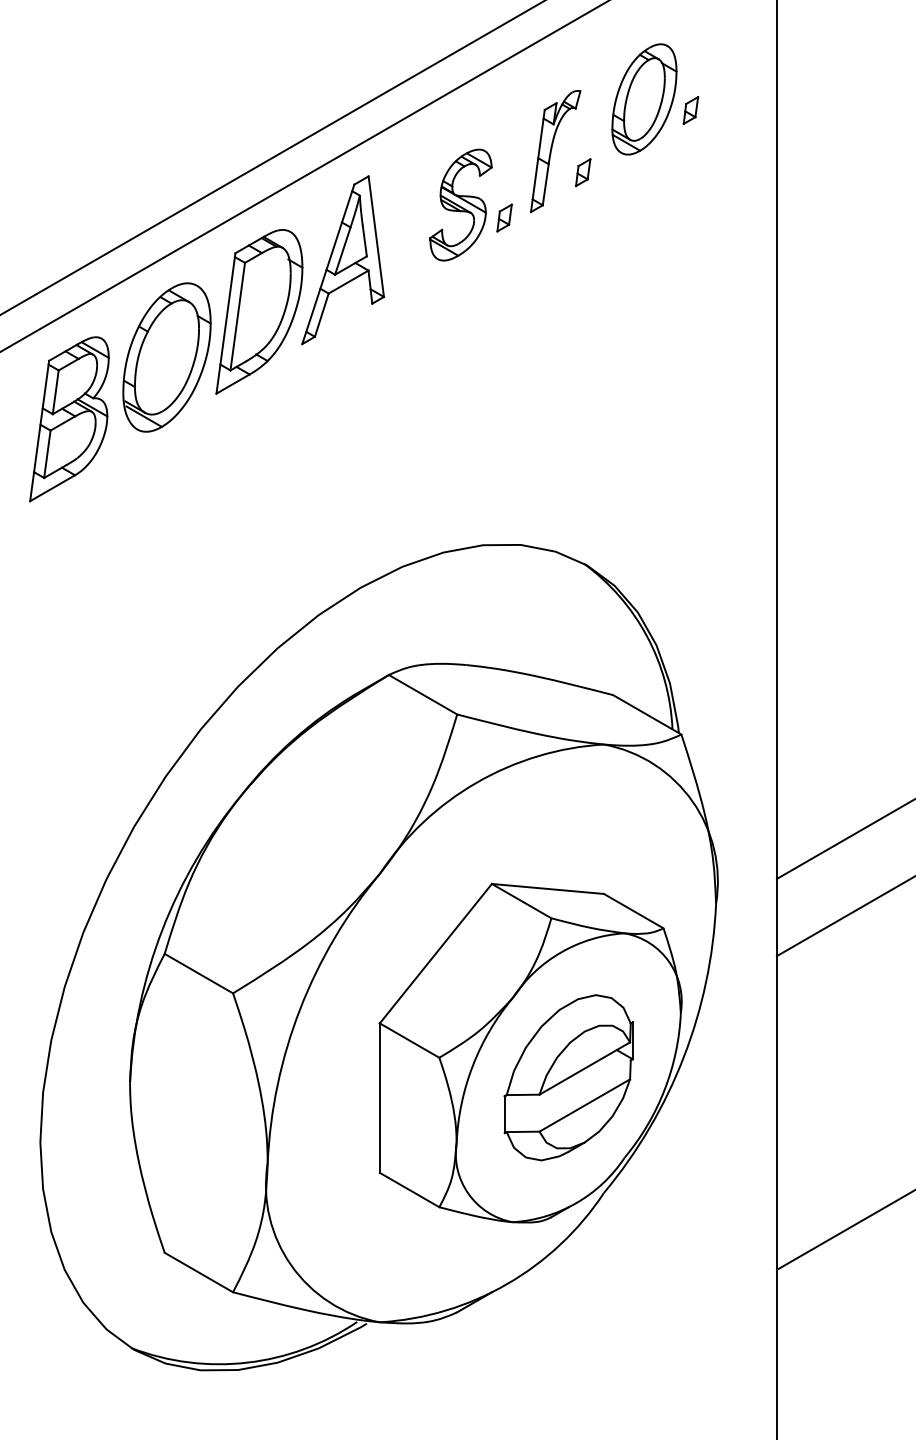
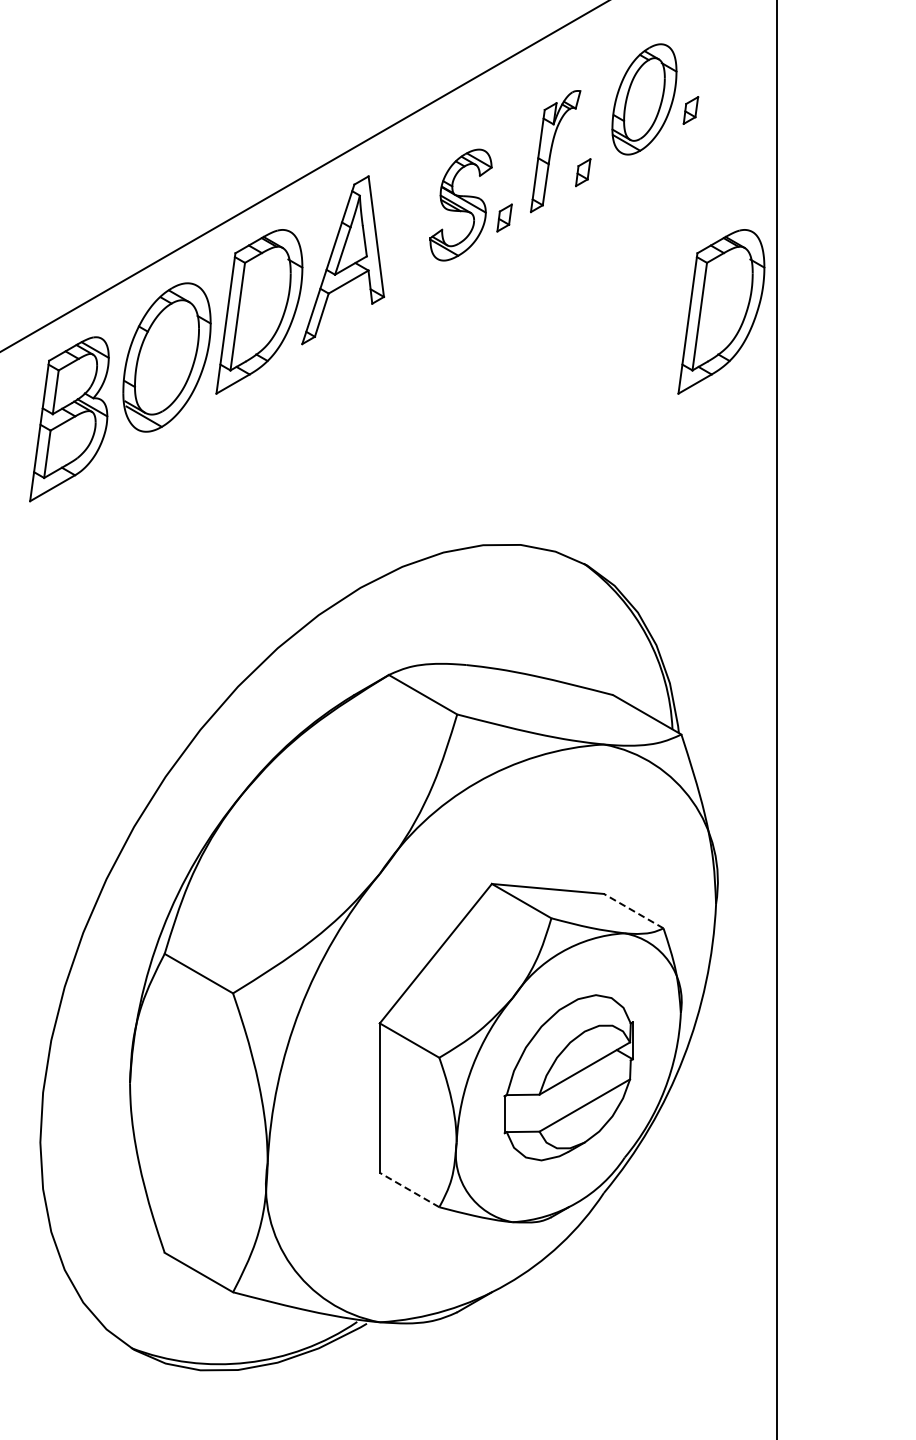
line: present -> none (272, 157)
part: none -> present (721, 311)
line: present -> none (844, 839)
line: solid -> dashed (633, 910)
line: present -> none (844, 916)
line: solid -> dashed (409, 1189)
line: present -> none (844, 1230)
